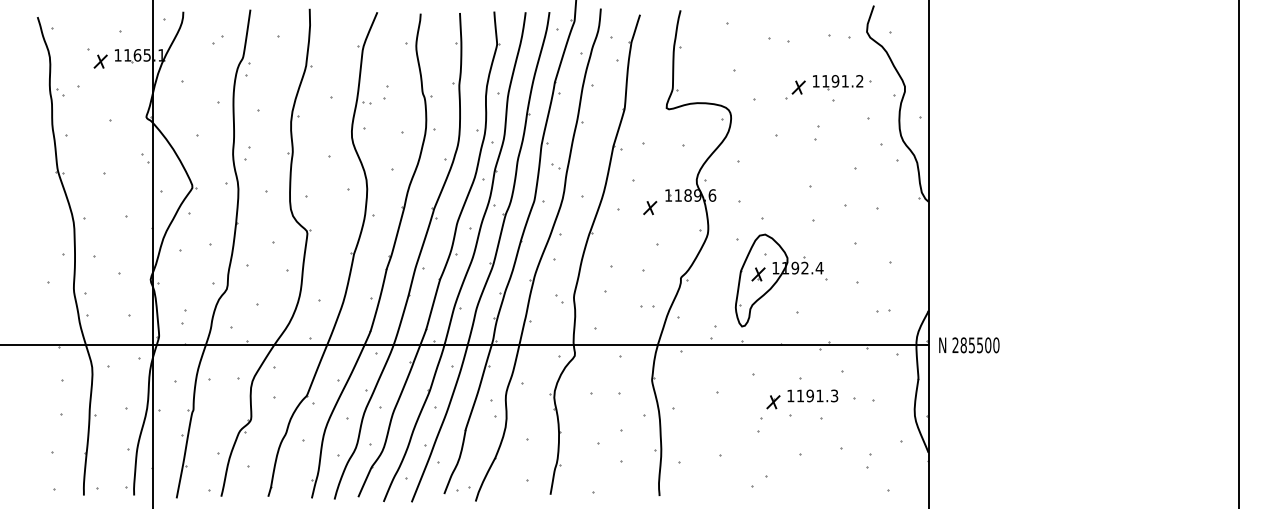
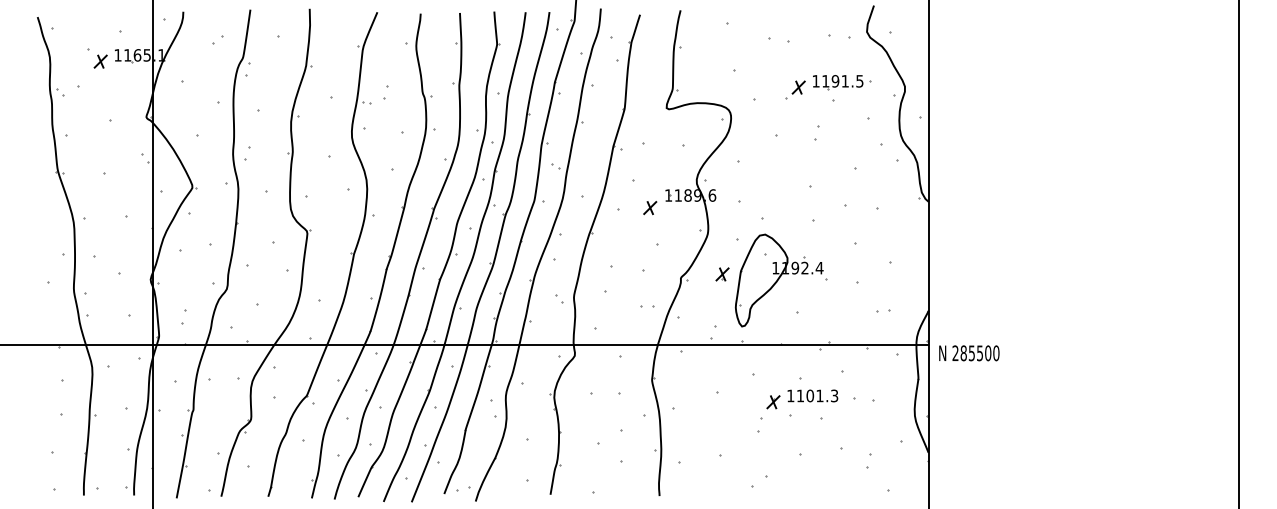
text: 1191.2 -> 1191.5 (859, 81)
part position: (758, 274) -> (722, 274) (722, 274)
text position: (969, 345) -> (969, 353) (969, 353)
text: 1191.3 -> 1101.3 (809, 396)
